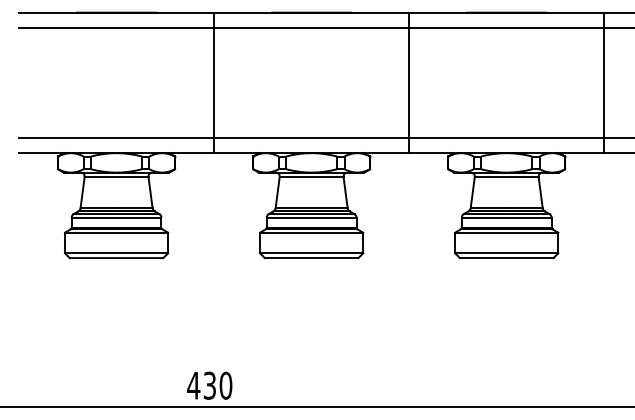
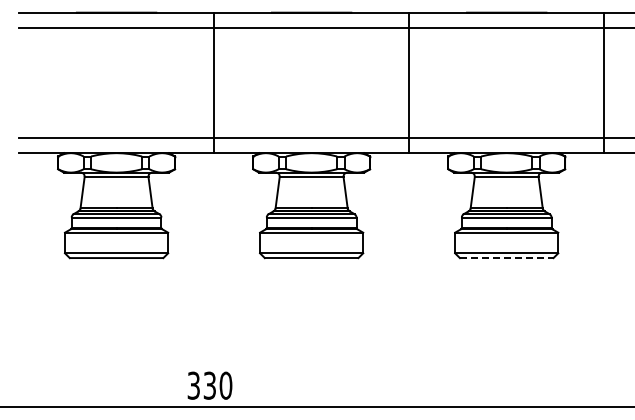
line: solid -> dashed (506, 258)
text: 430 -> 330 (193, 385)
